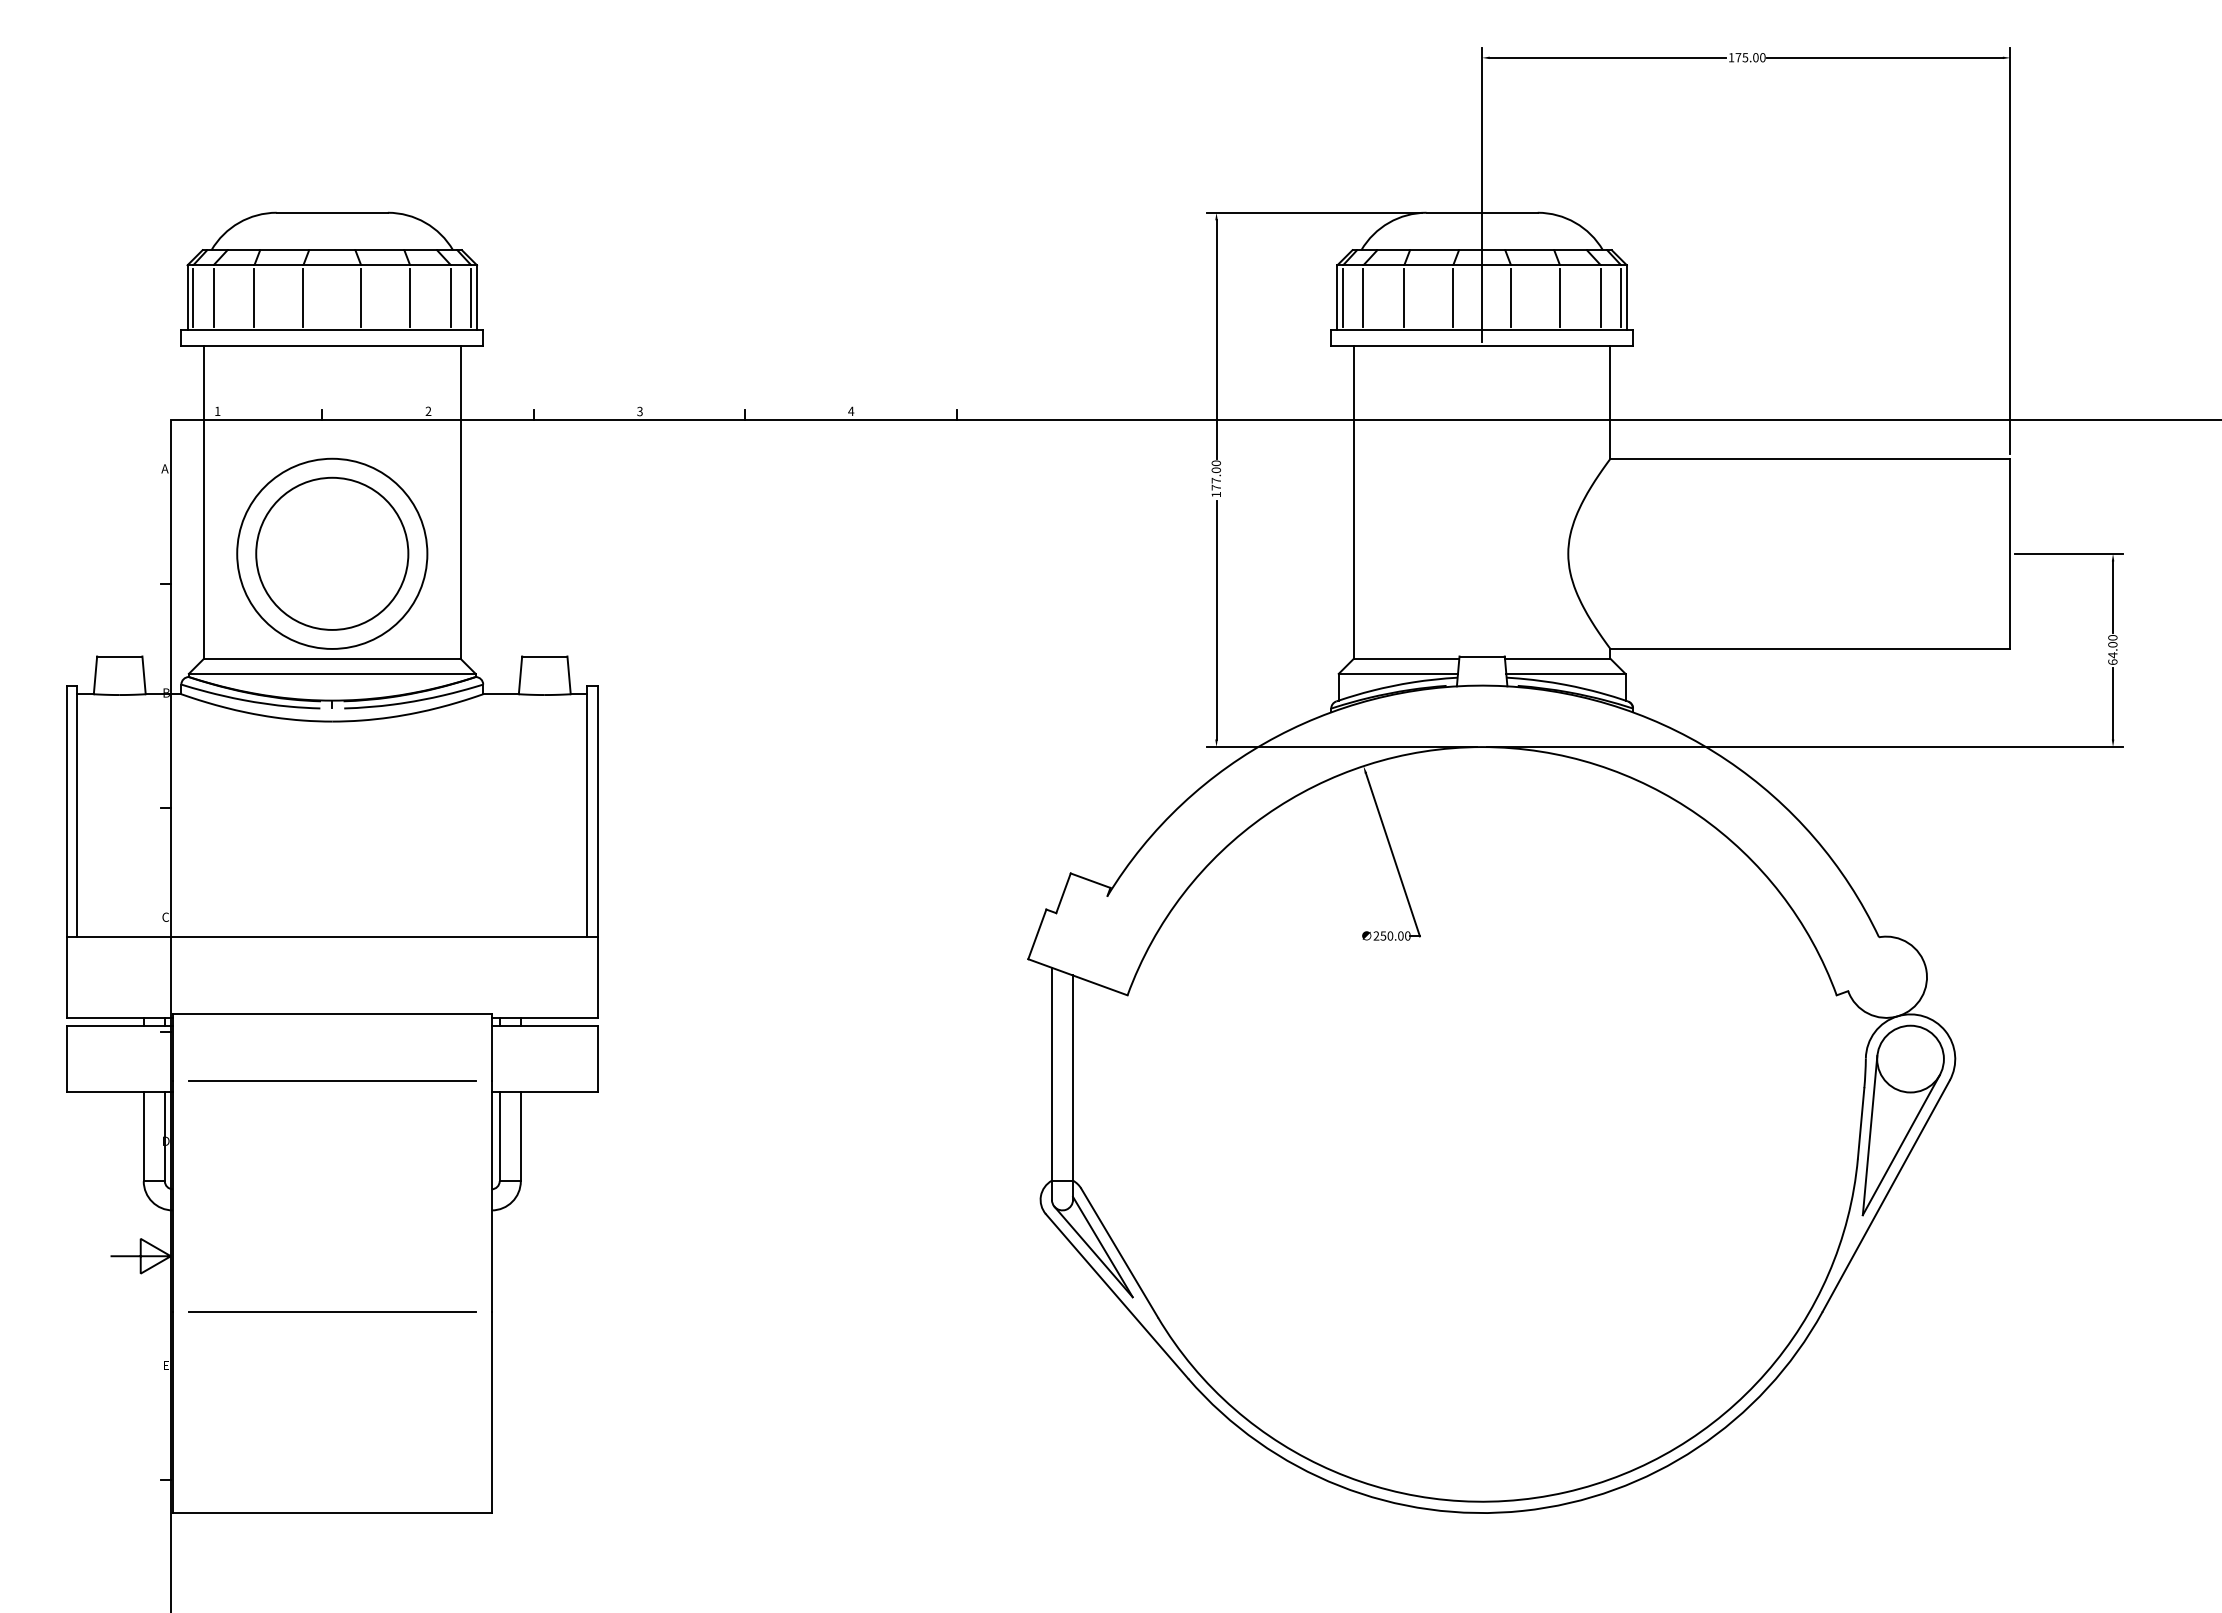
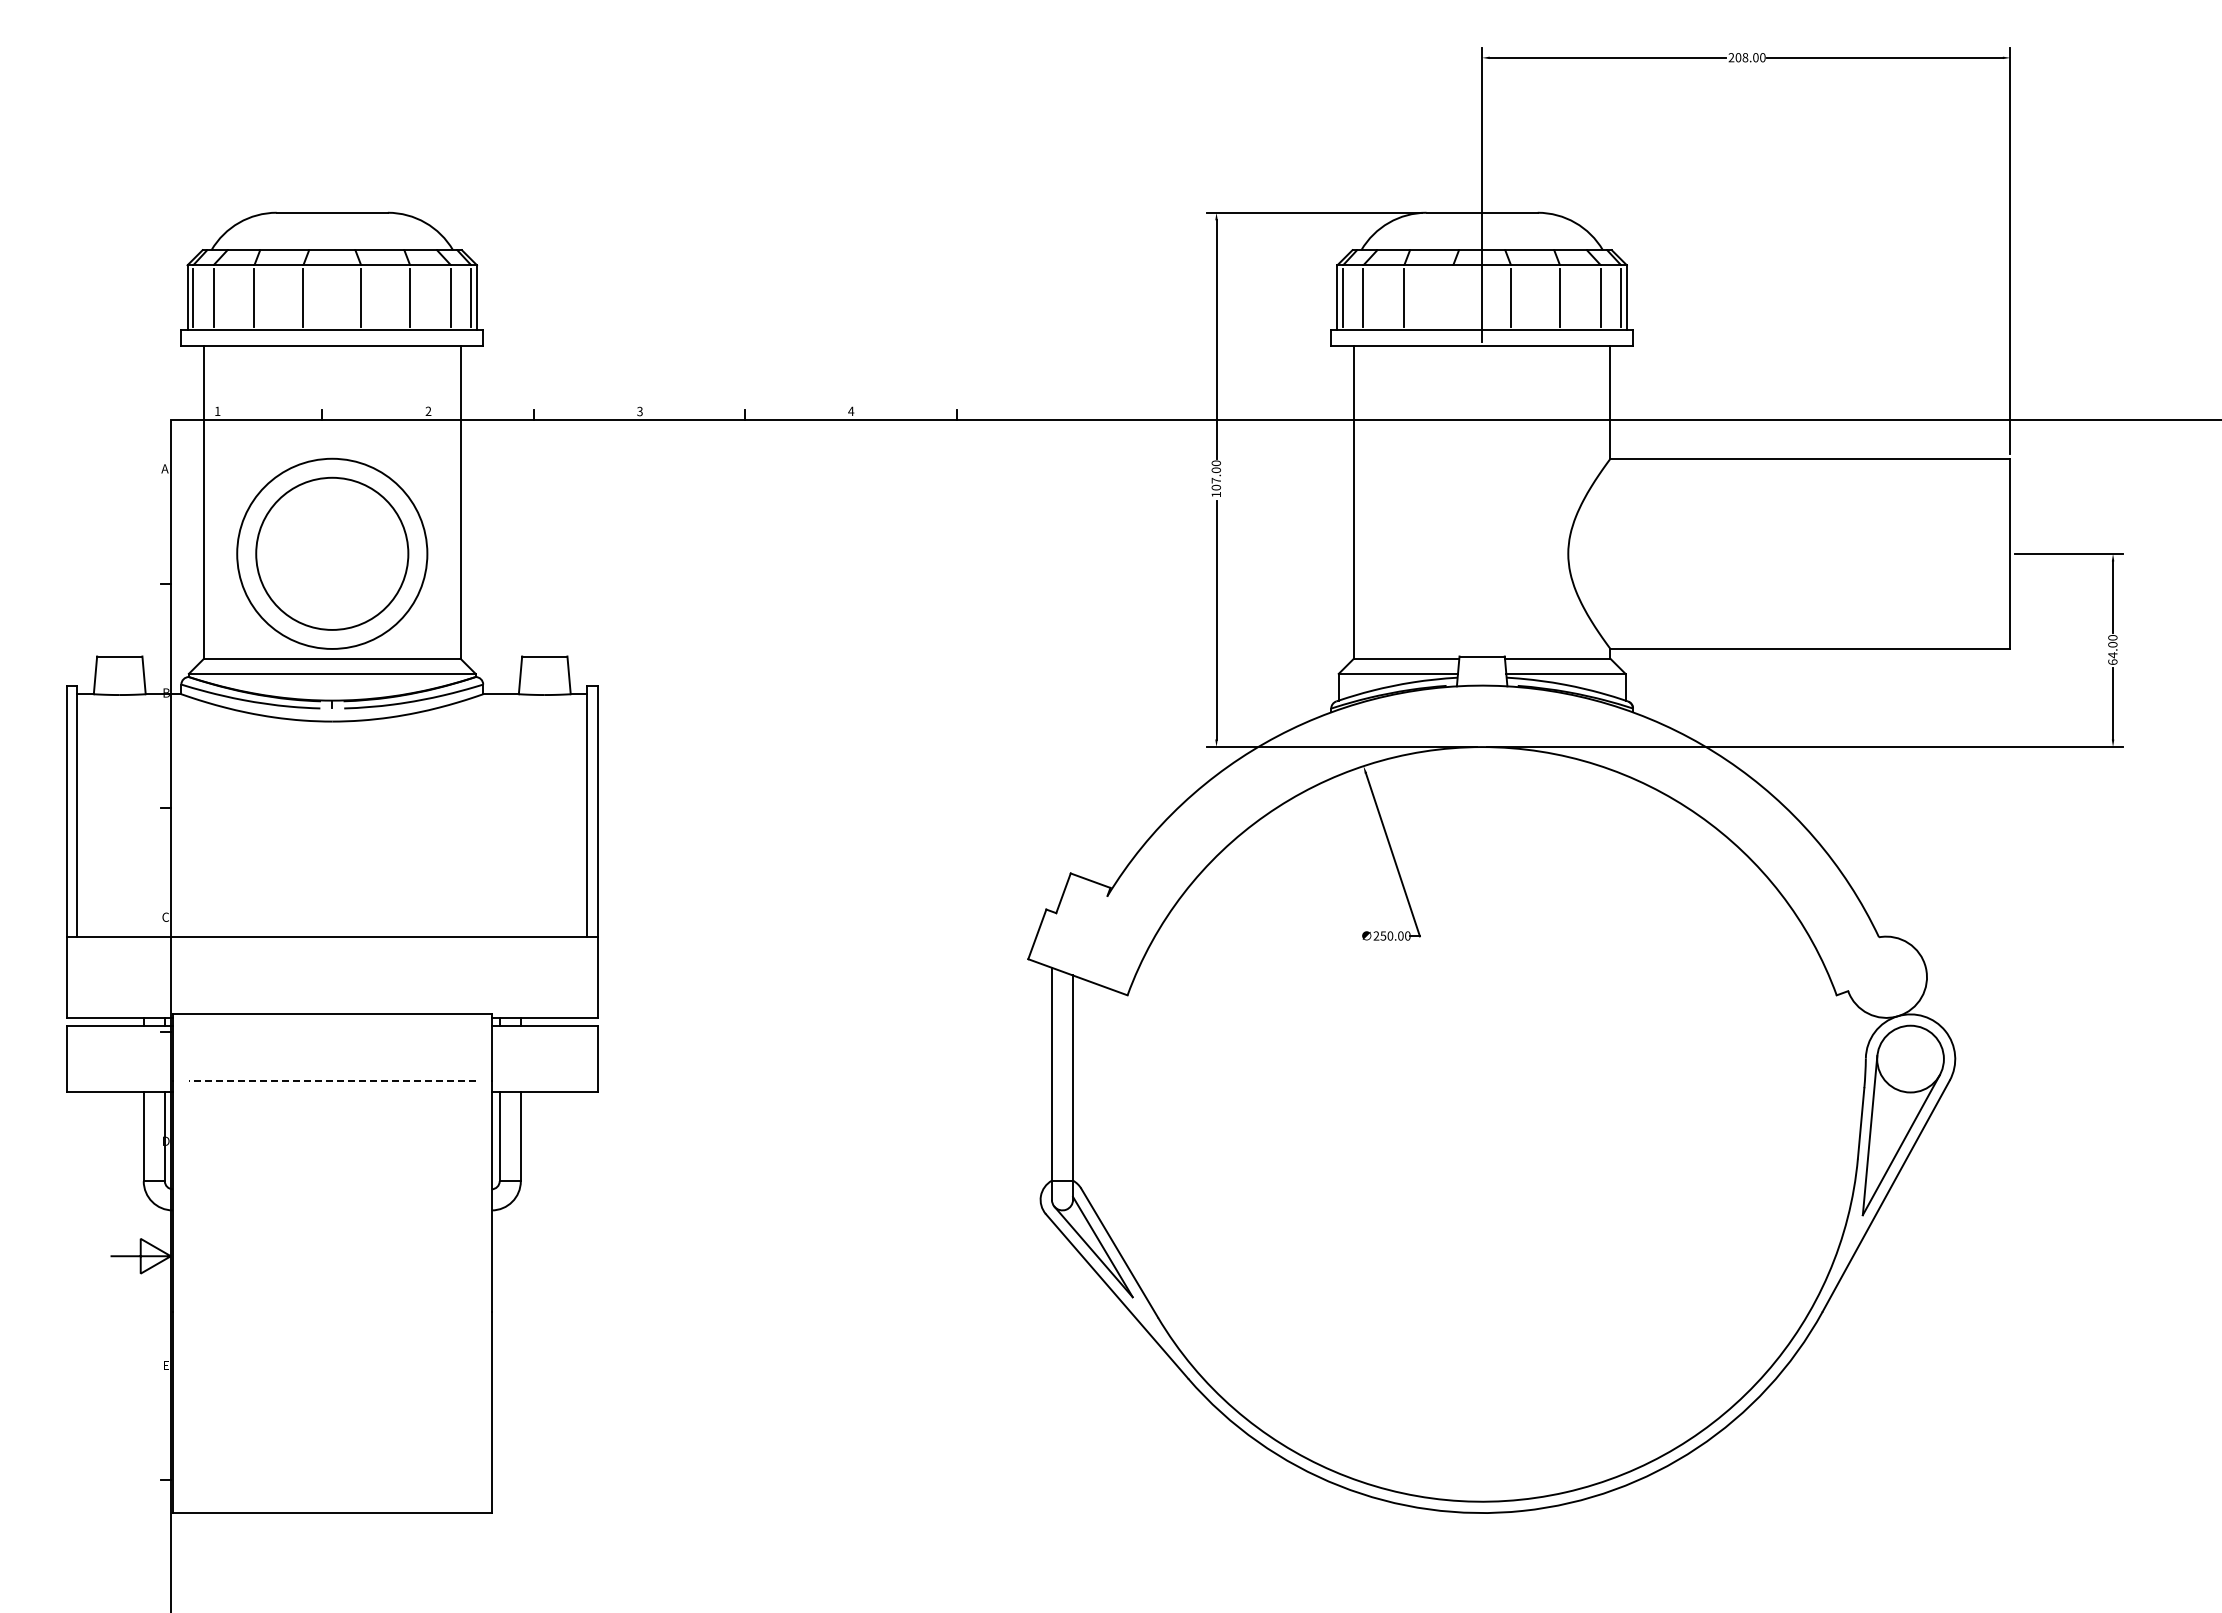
text: 175.00 -> 208.00 (1738, 57)
line: present -> none (1453, 297)
text: 177.00 -> 107.00 (1215, 487)
line: solid -> dashed (331, 1080)
line: present -> none (332, 1311)
